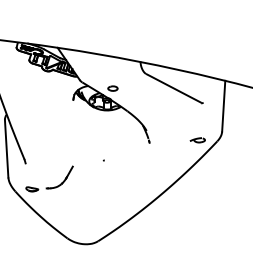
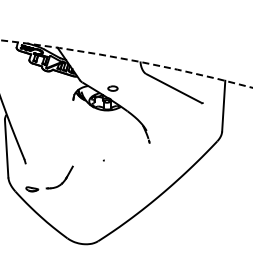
arc: solid -> dashed (126, 59)
part: present -> none (197, 140)
